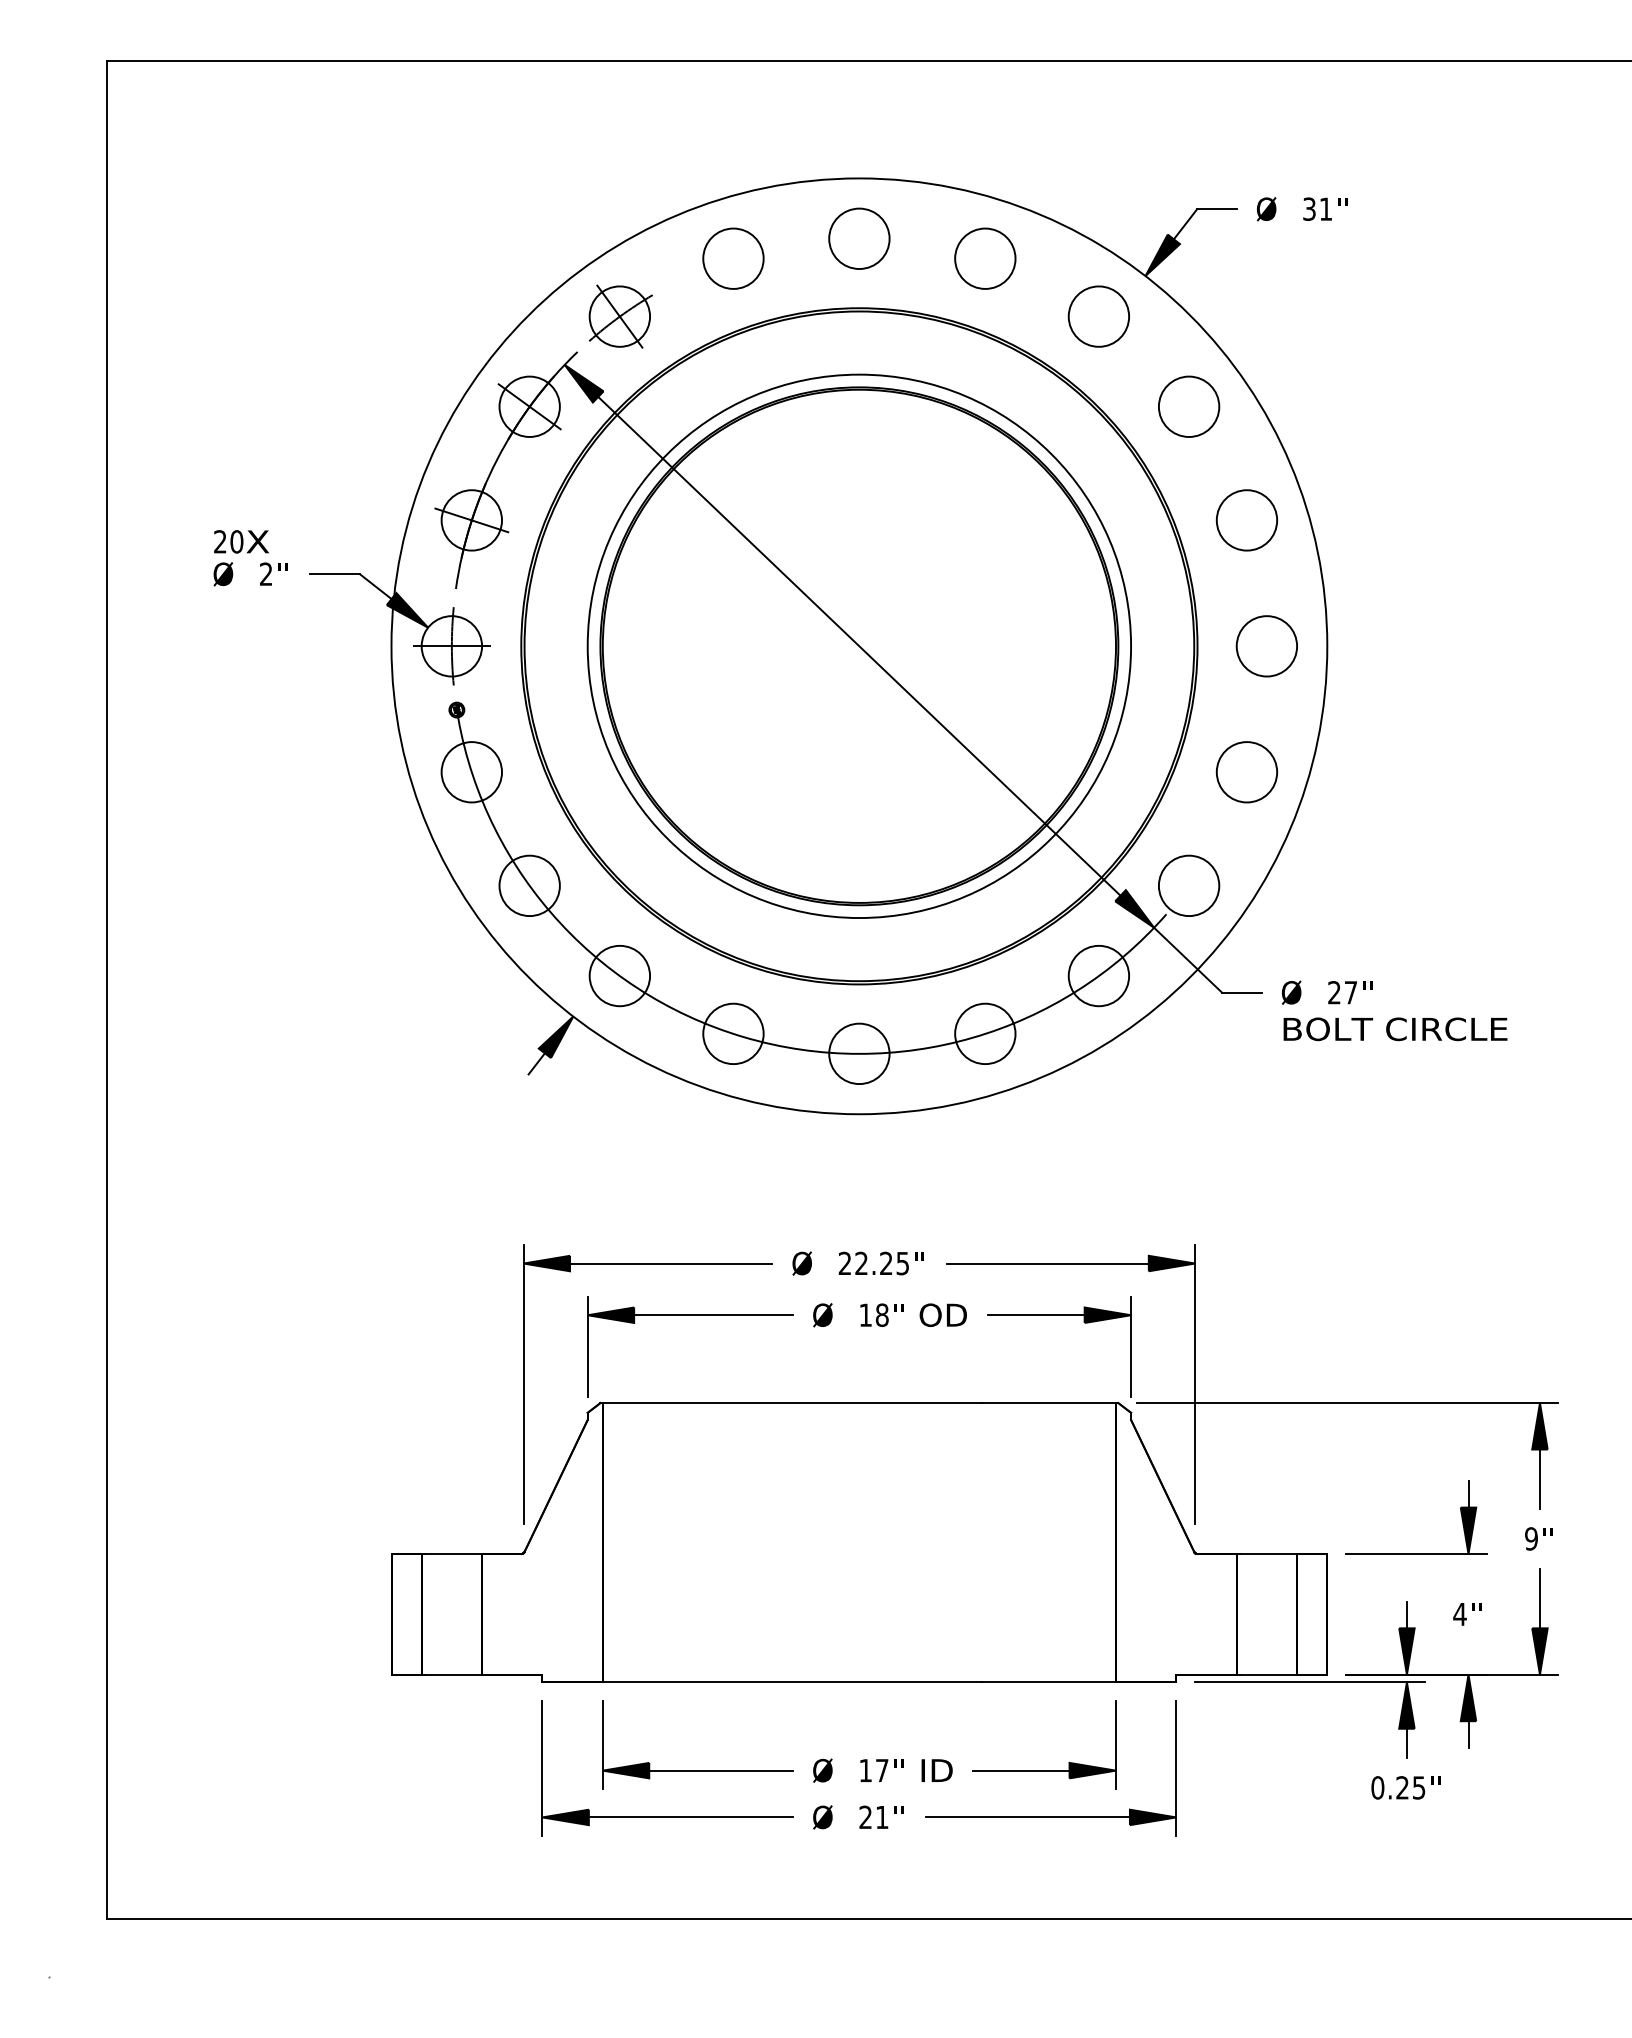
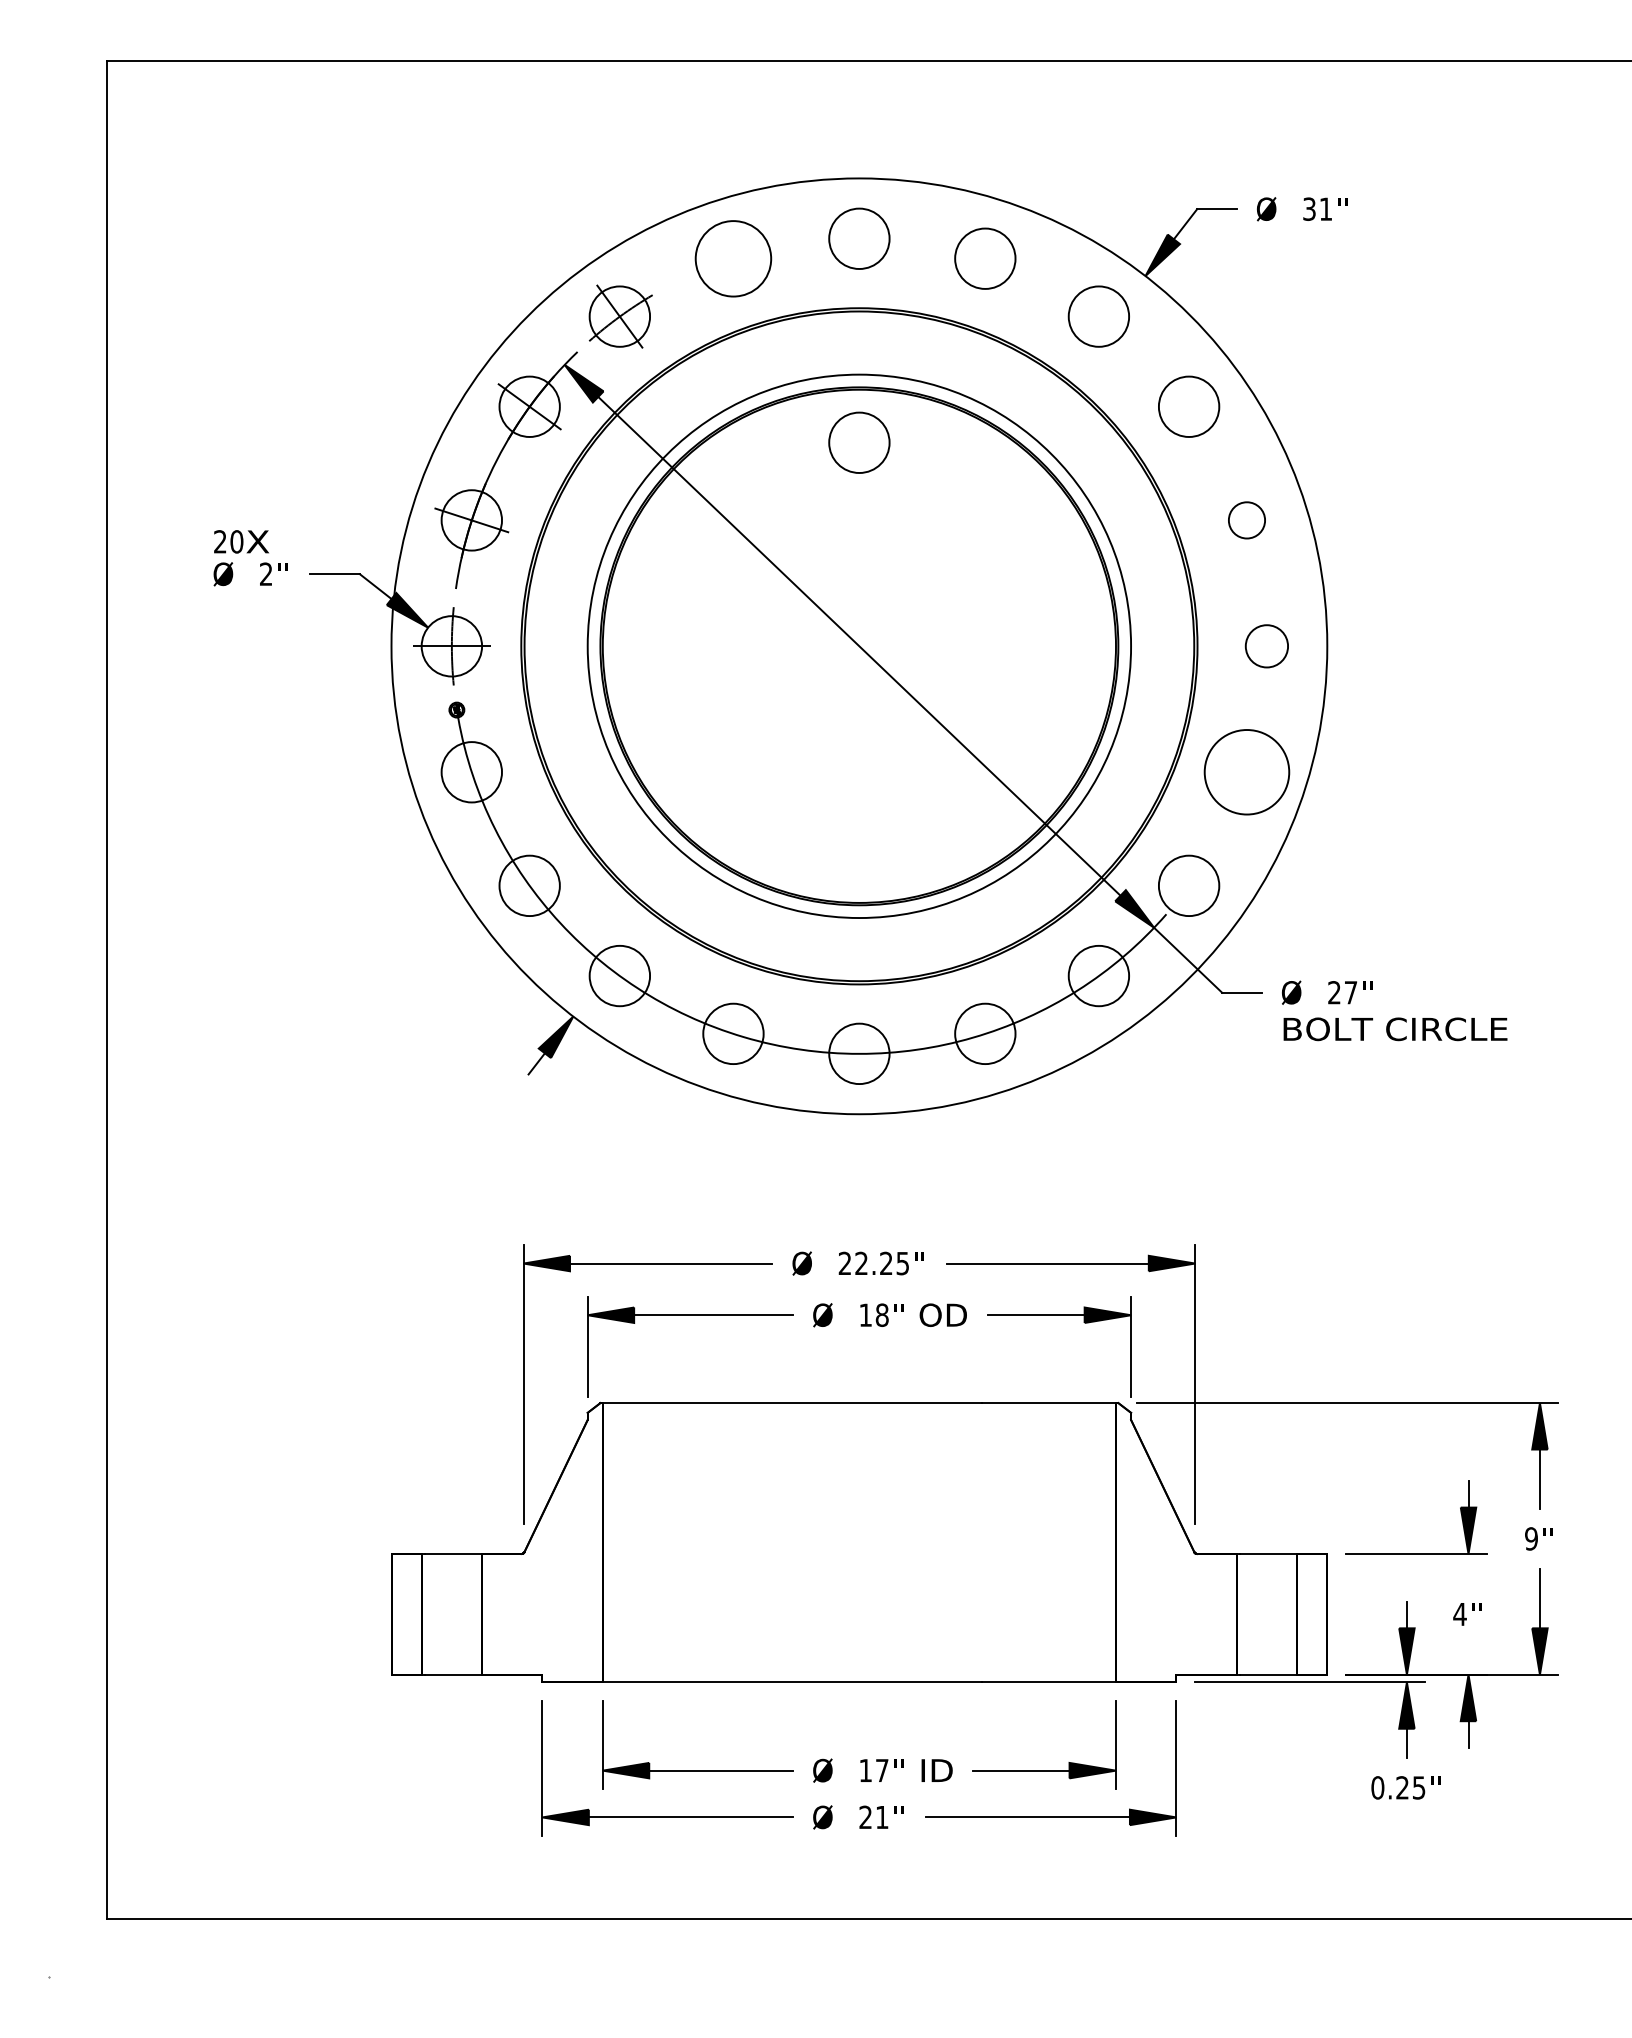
circle size: 63x63 px -> 79x78 px (733, 258)
circle: none -> present (859, 442)
circle diameter: 60 px -> 36 px (1246, 520)
circle diameter: 60 px -> 42 px (1266, 646)
circle diameter: 60 px -> 85 px (1246, 772)
